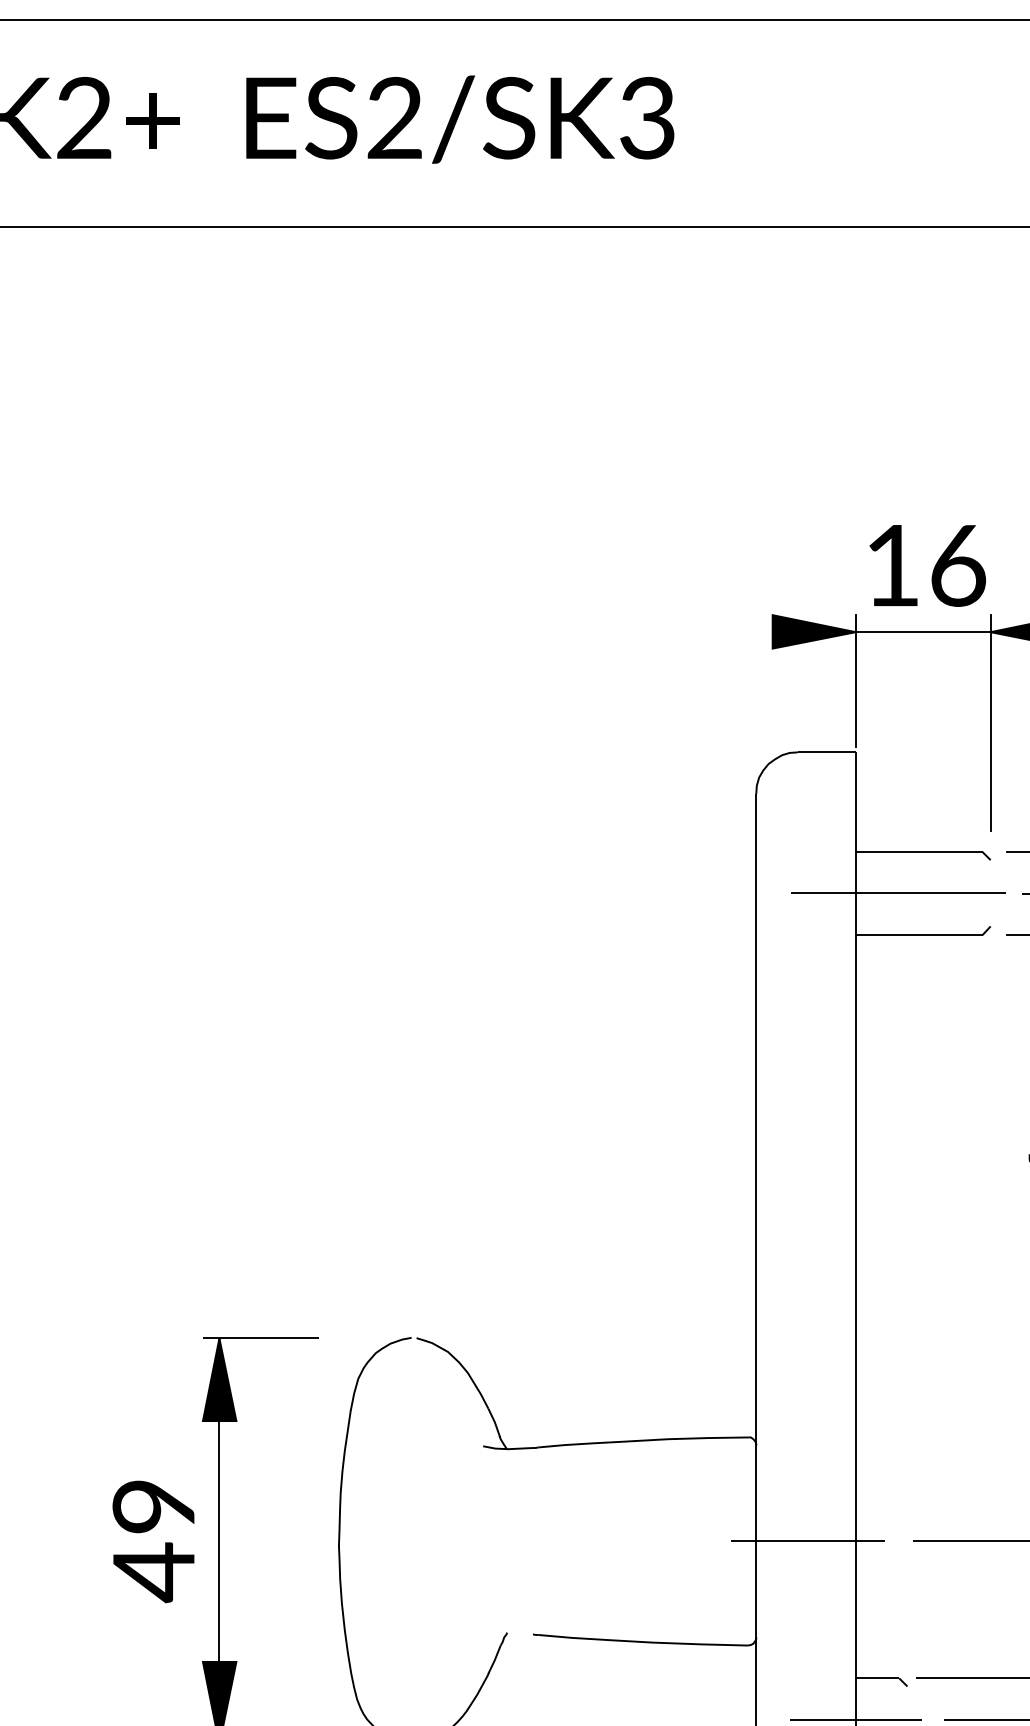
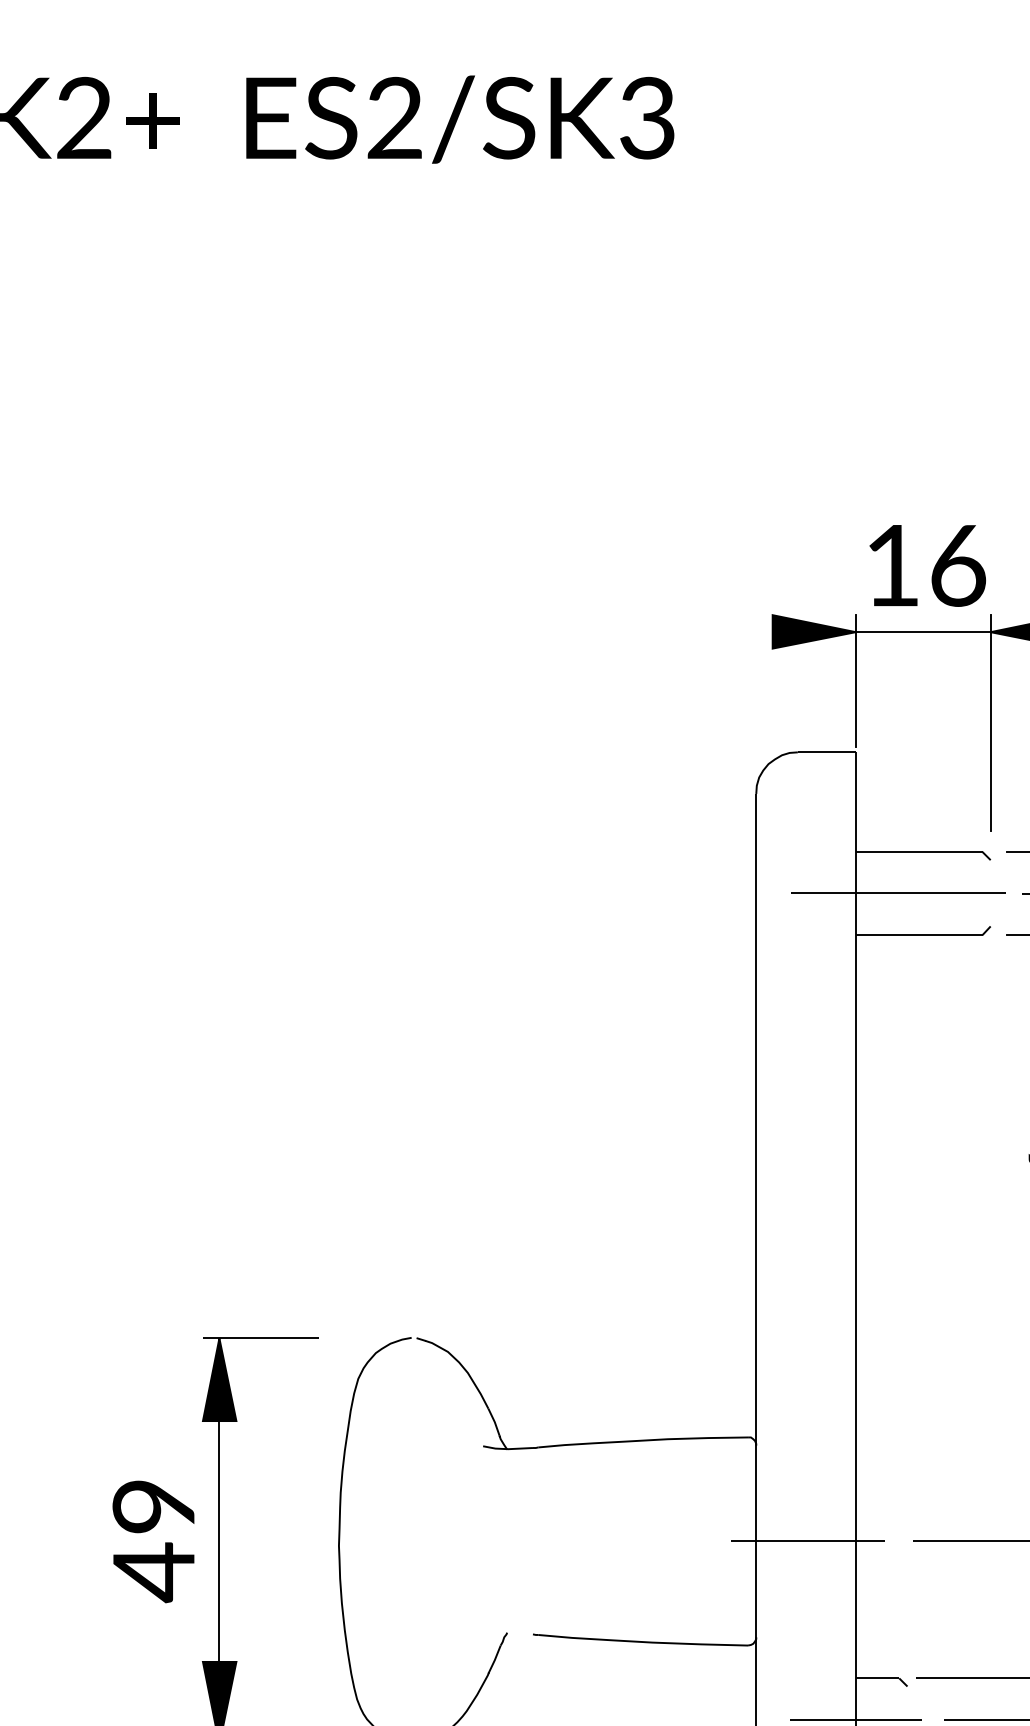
line: present -> none (514, 19)
line: present -> none (514, 227)
